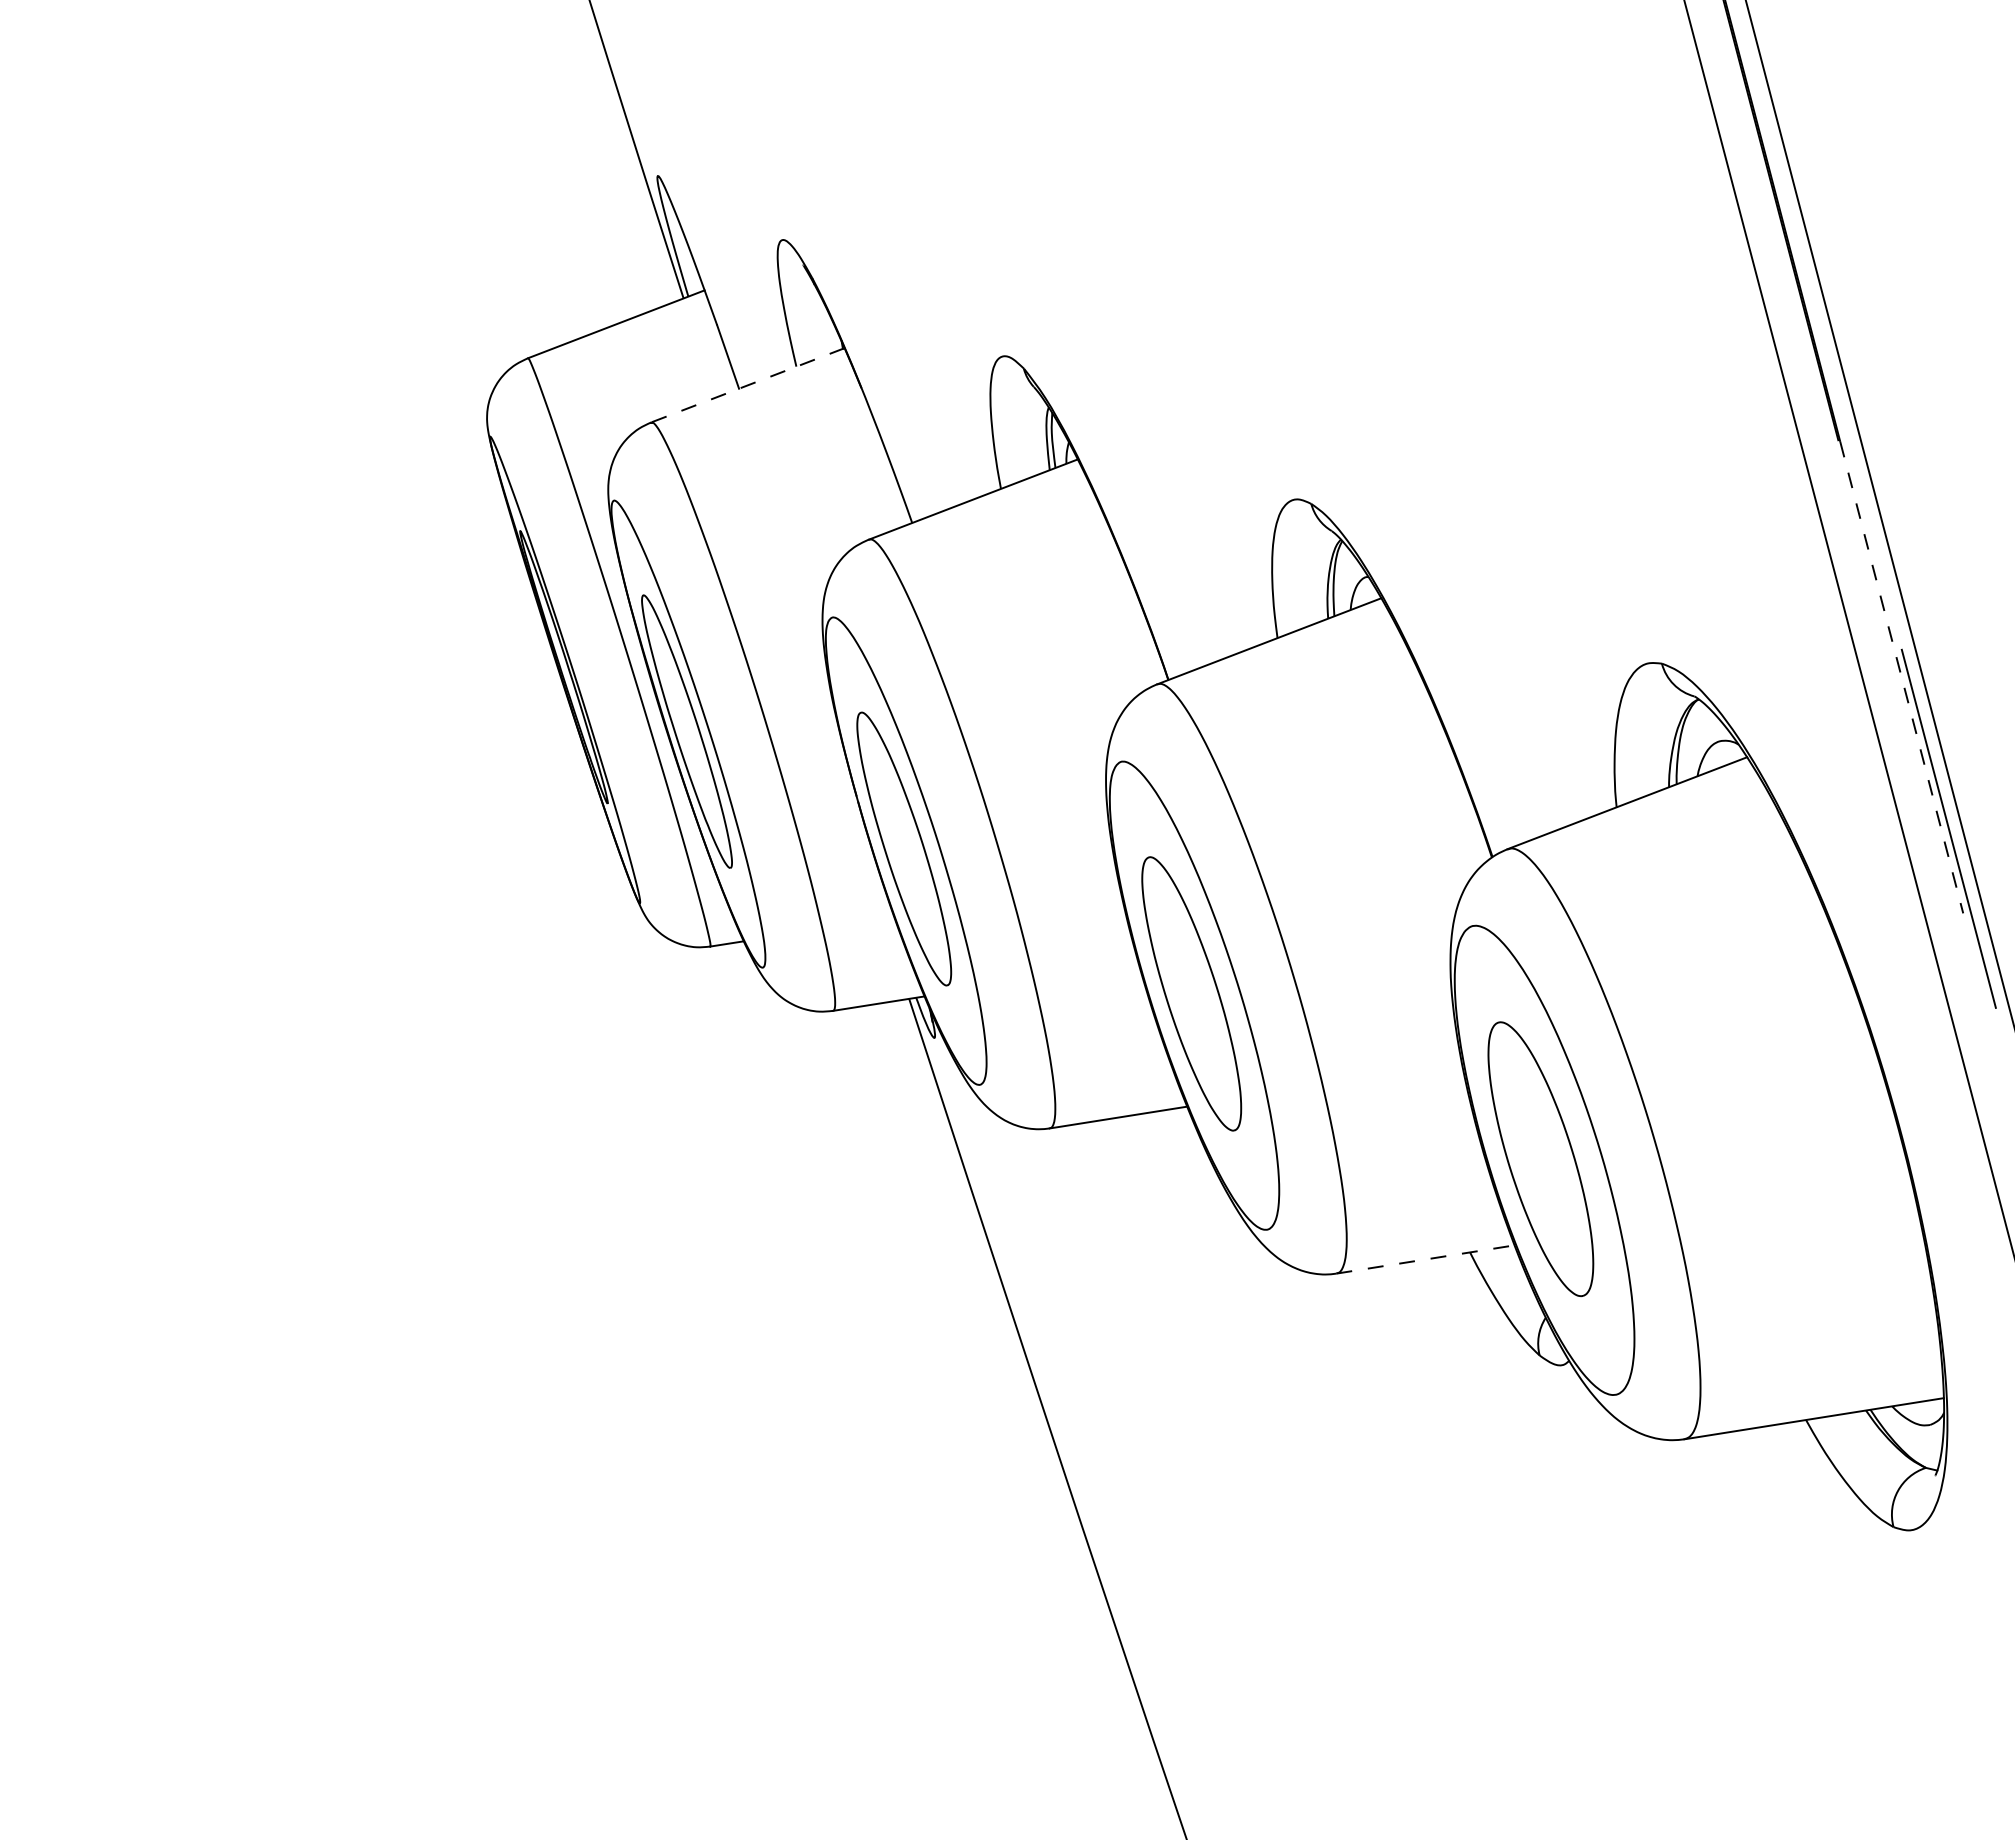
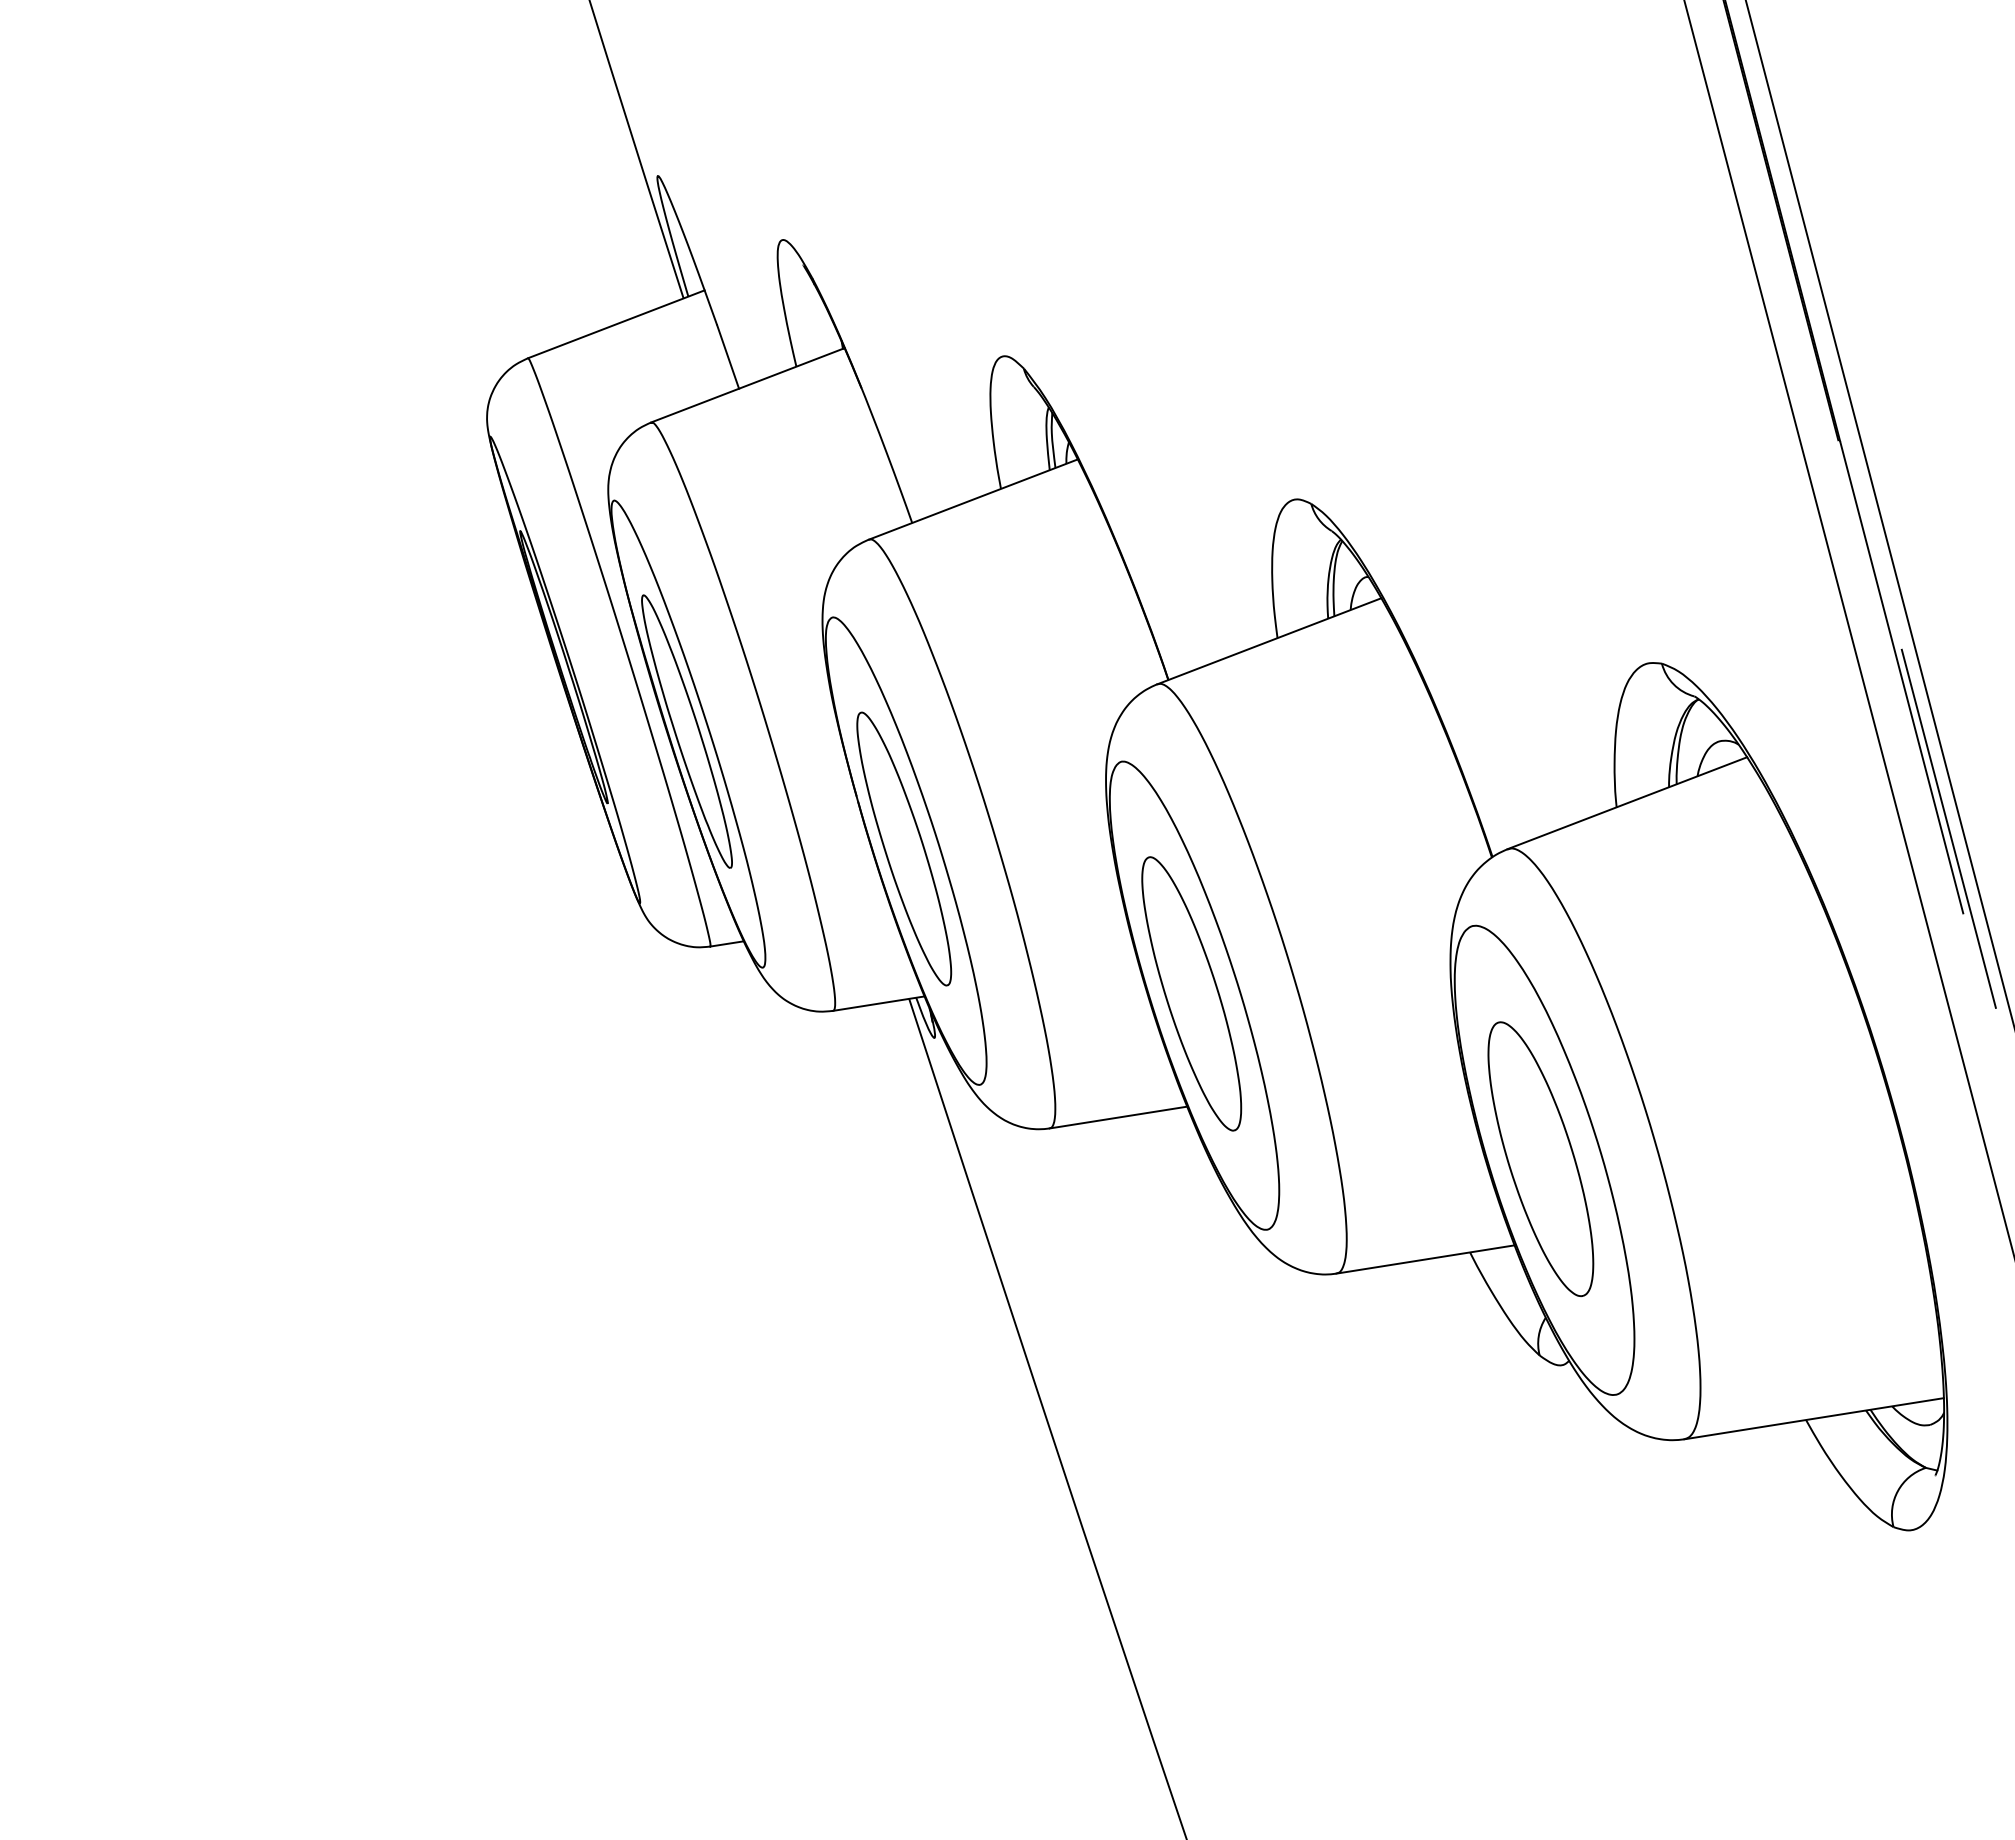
line: dashed -> solid (747, 385)
line: dashed -> solid (1901, 677)
line: dashed -> solid (1426, 1259)
